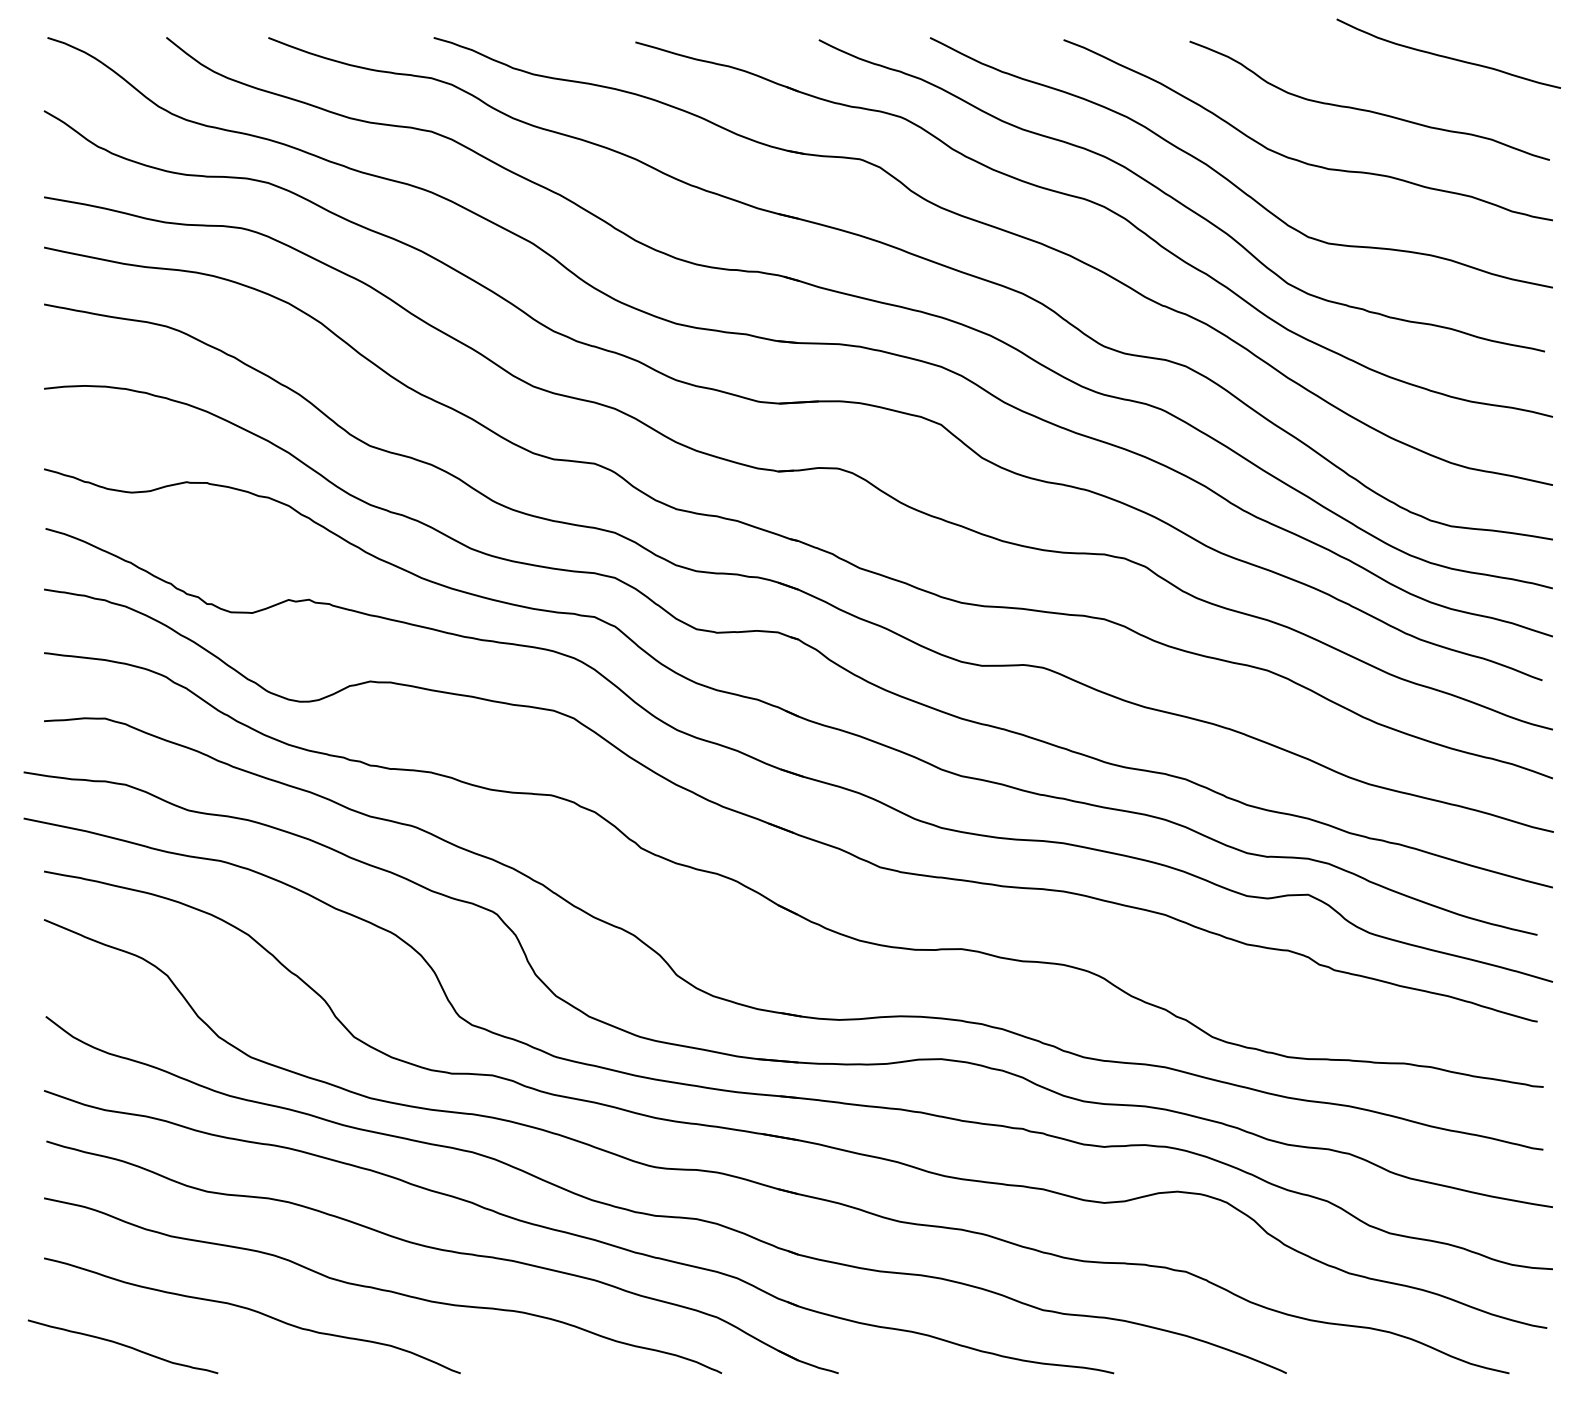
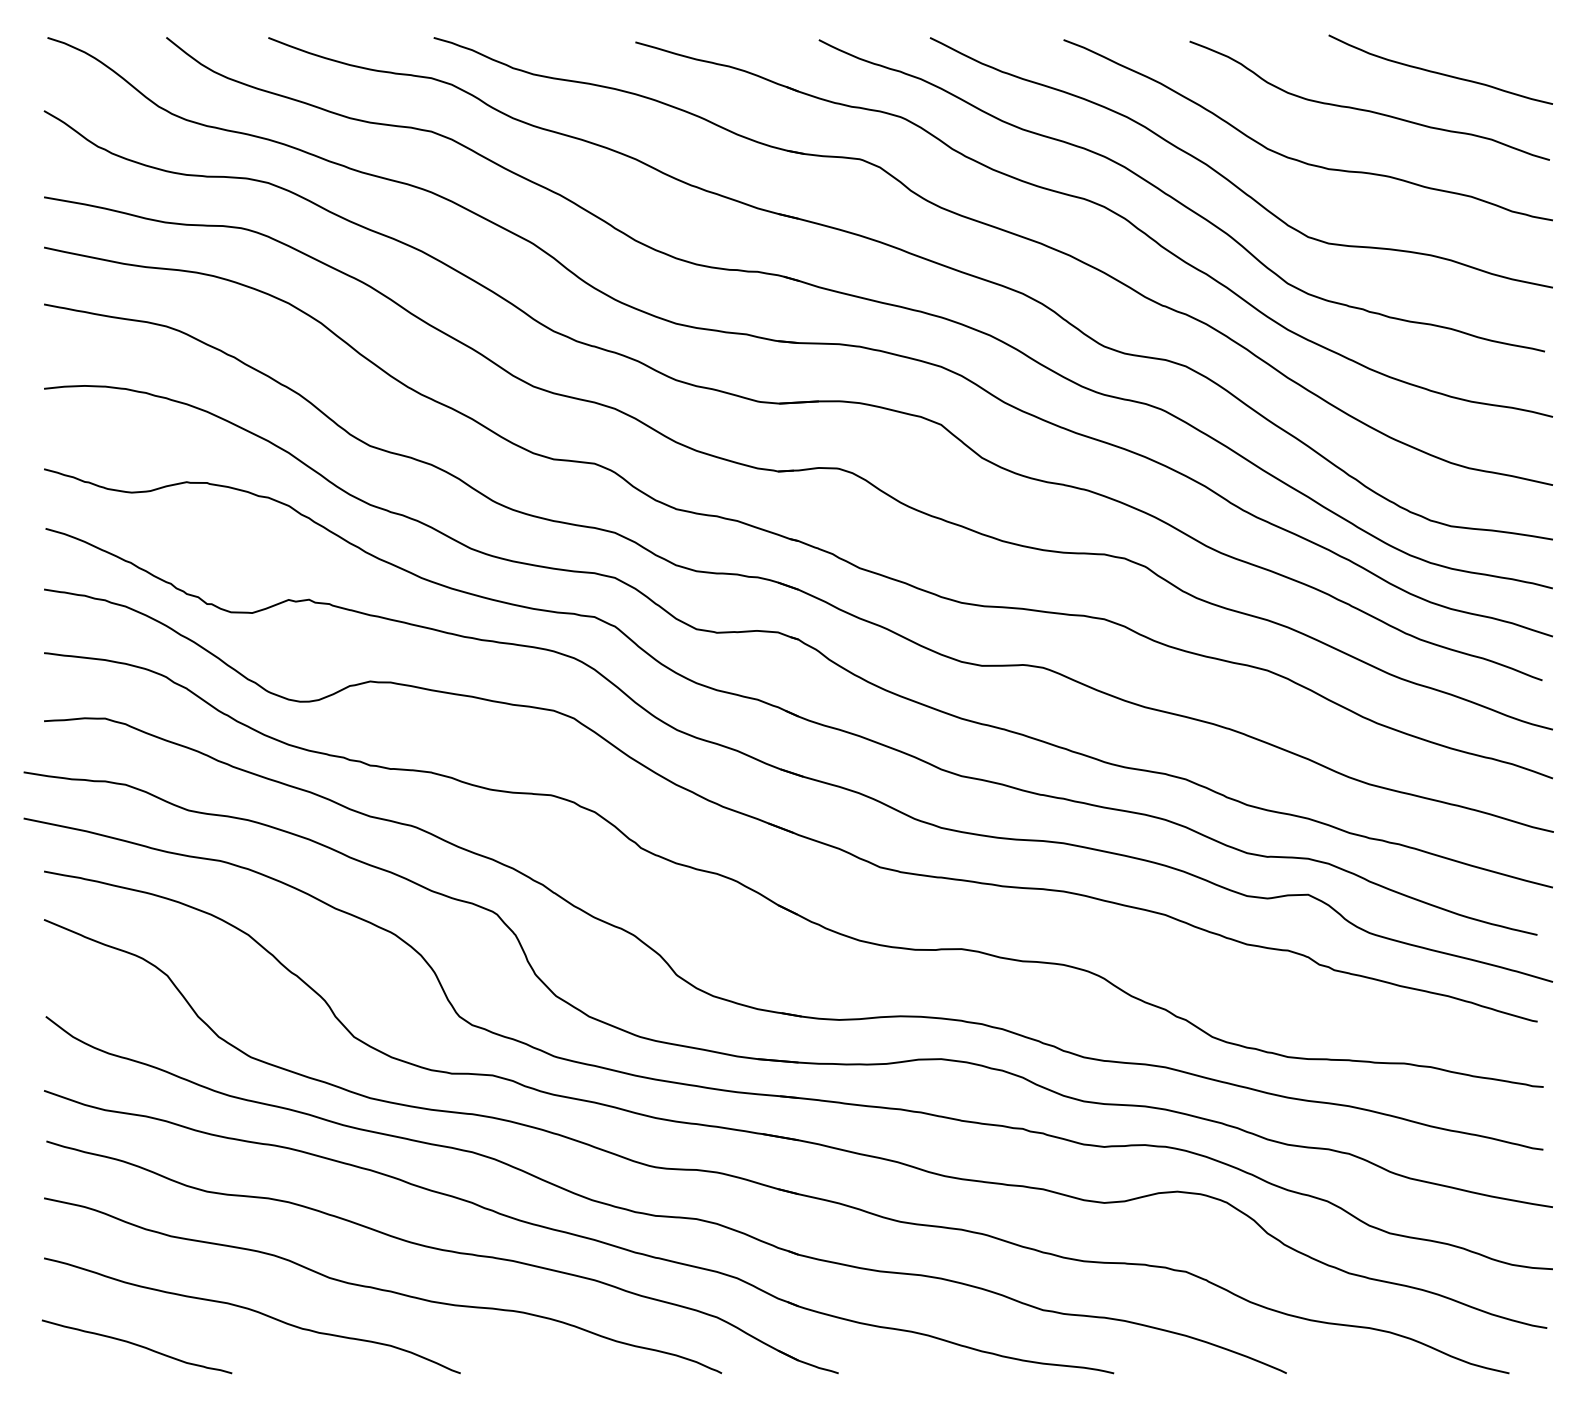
curve position: (1448, 56) -> (1440, 72) (1440, 72)
curve position: (122, 1345) -> (136, 1345) (136, 1345)
